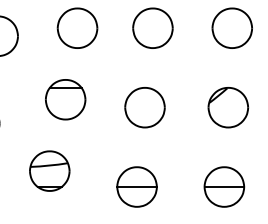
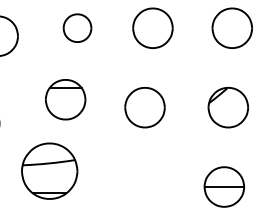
part size: 43x42 px -> 31x30 px (77, 27)
part size: 42x42 px -> 58x58 px (49, 170)
part: present -> none (136, 186)
